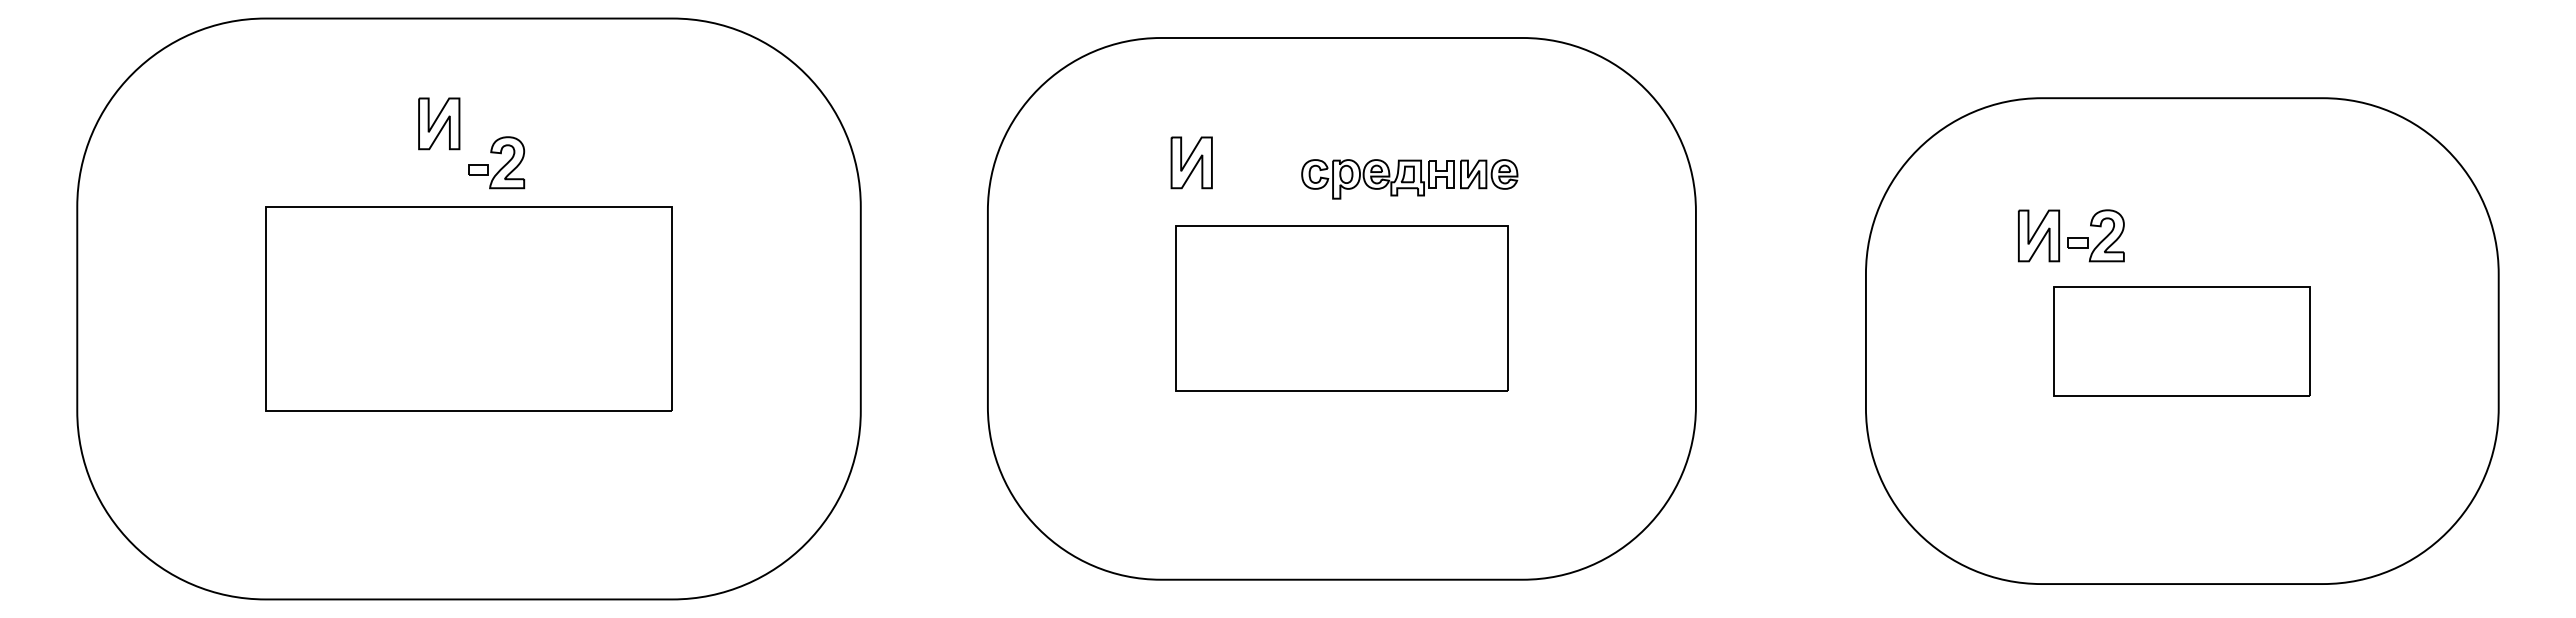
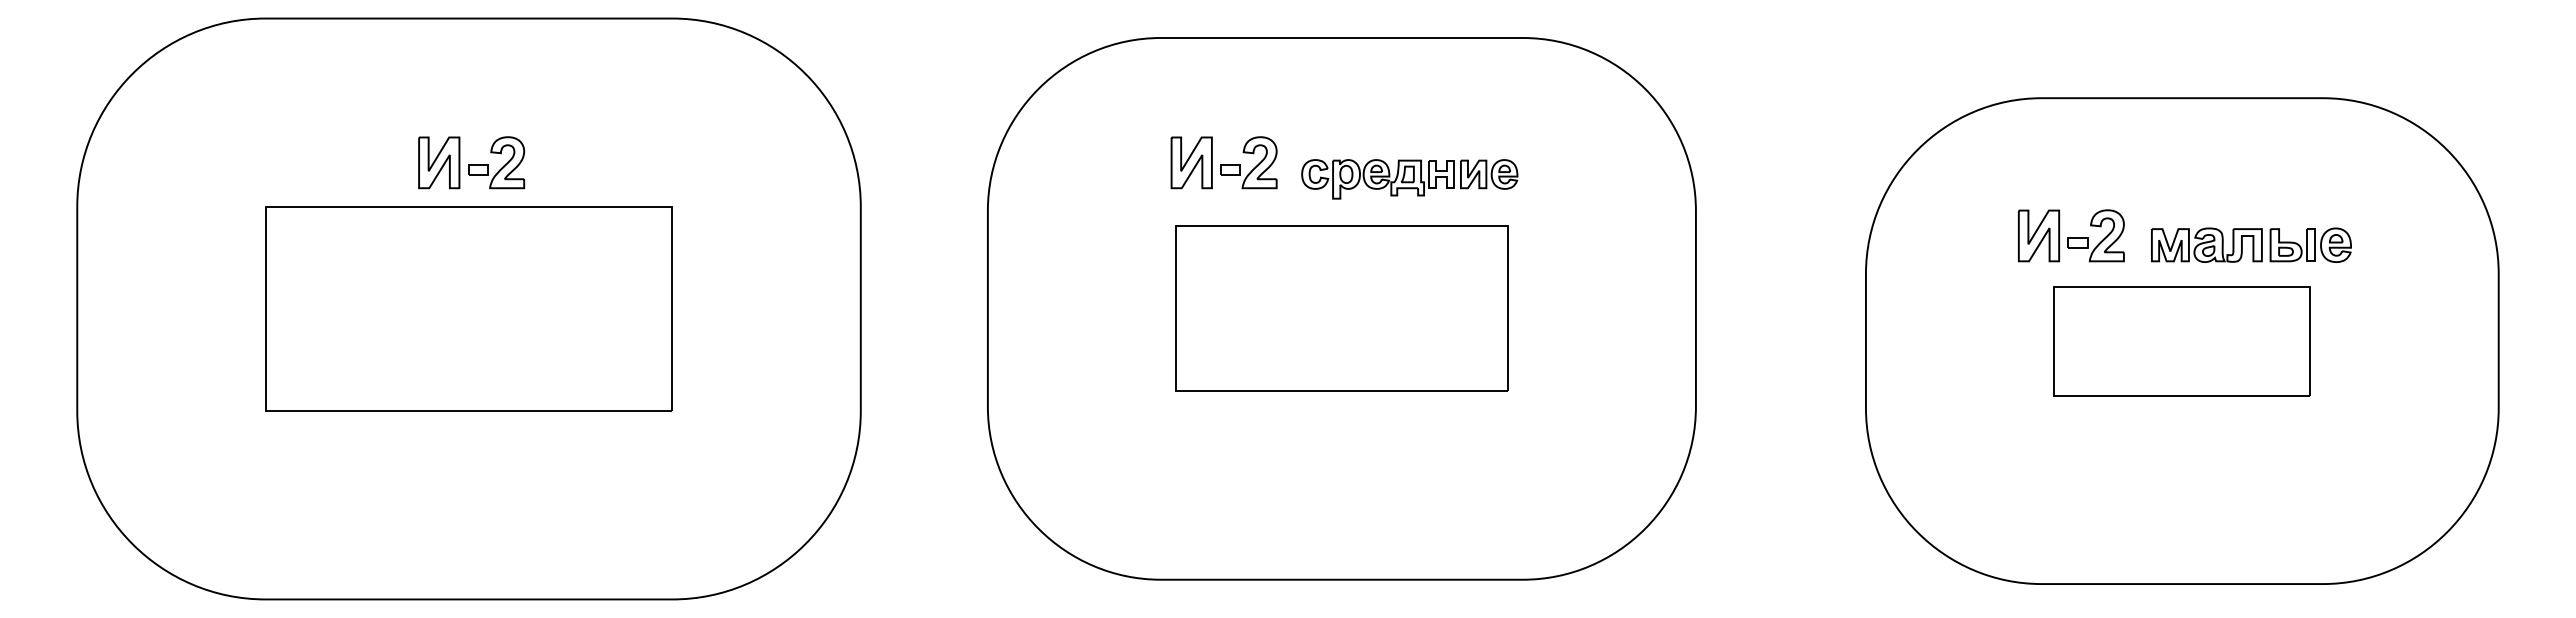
part position: (439, 123) -> (439, 162) (439, 162)
part: none -> present (1254, 167)
part: none -> present (2251, 244)
